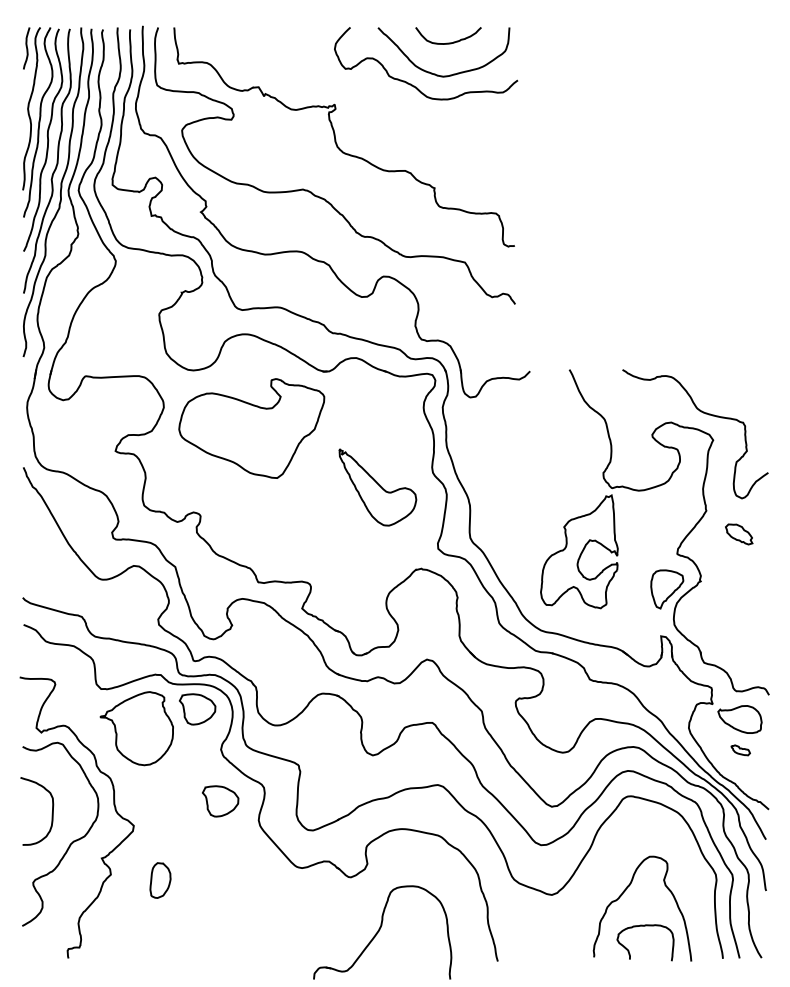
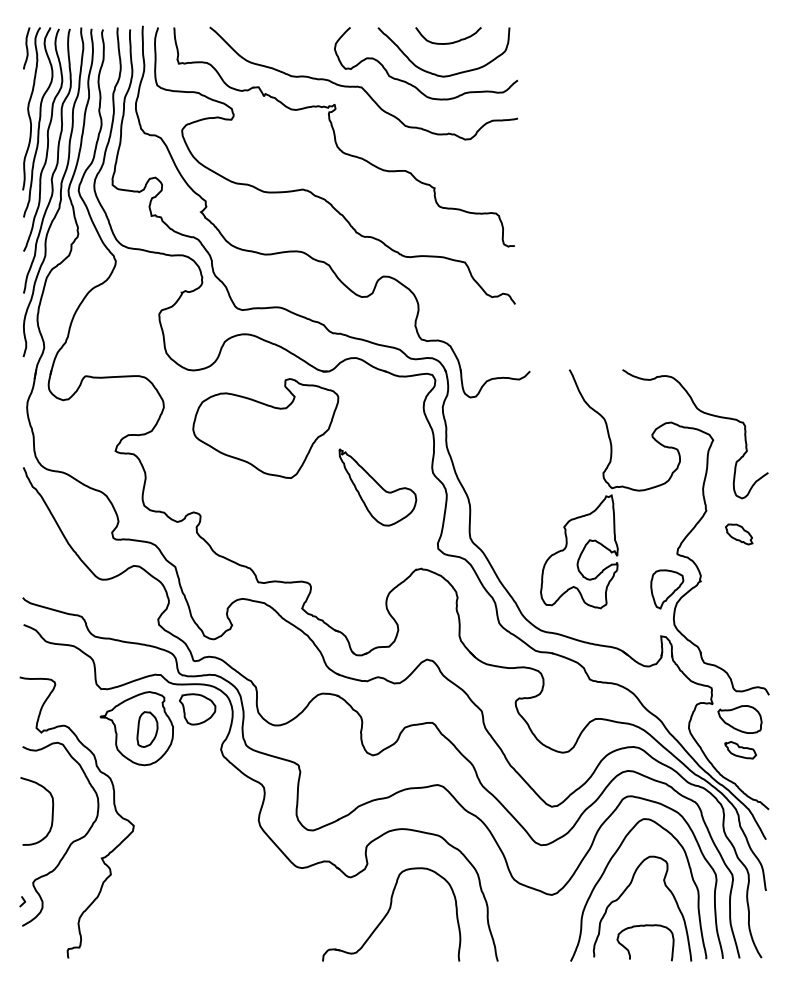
curve: none -> present (362, 86)
part position: (251, 428) -> (265, 428) (265, 428)
part size: 21x13 px -> 34x19 px (740, 750)
part: present -> none (220, 801)
curve: none -> present (604, 873)
part position: (160, 880) -> (147, 729) (147, 729)
line: none -> present (23, 901)
part position: (382, 932) -> (391, 914) (391, 914)
